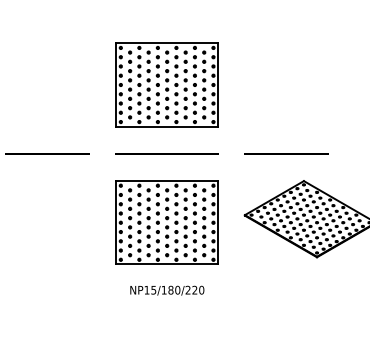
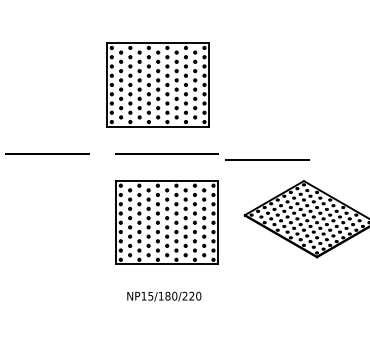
part position: (166, 84) -> (157, 84) (157, 84)
line position: (286, 153) -> (267, 159) (267, 159)
text position: (167, 290) -> (164, 296) (164, 296)
